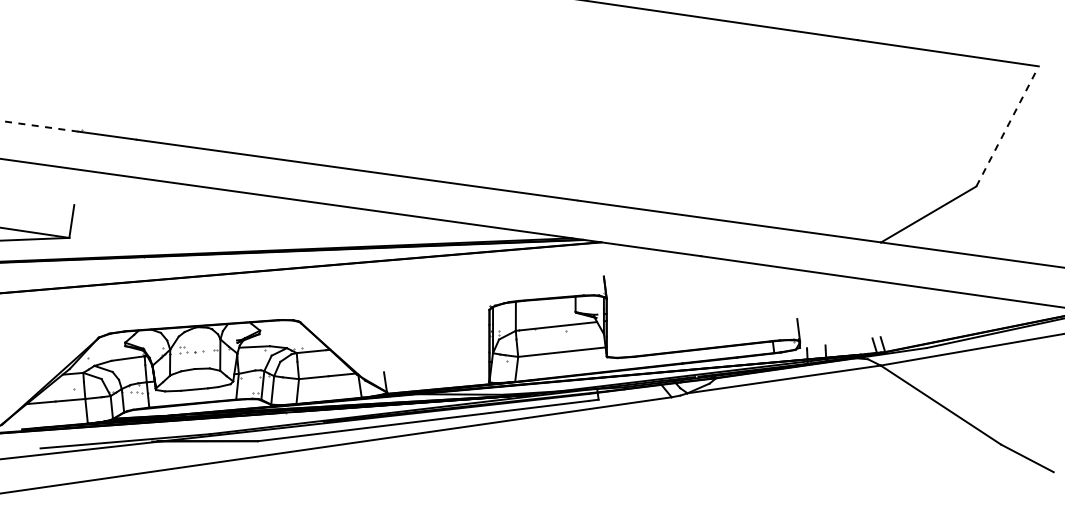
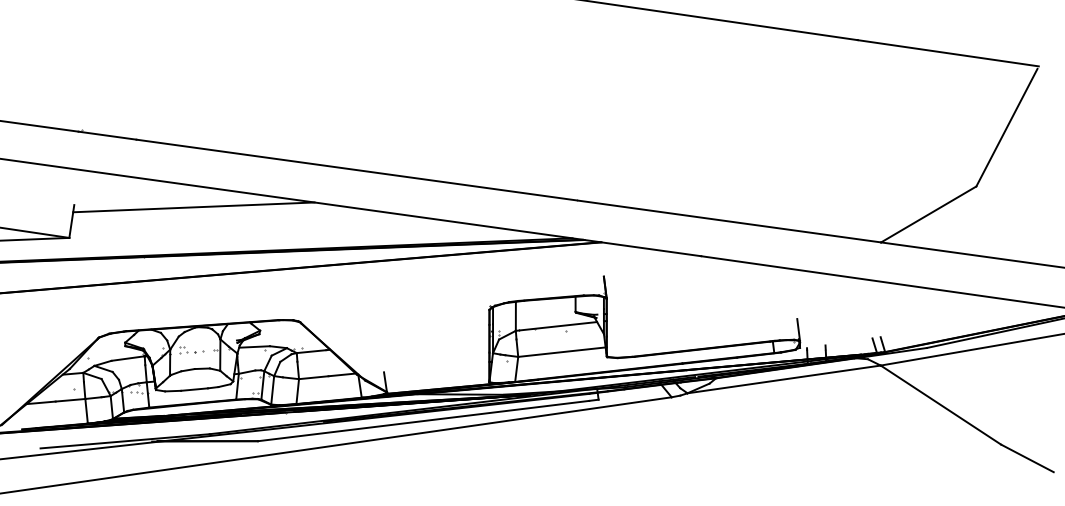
line: dashed -> solid (38, 126)
line: dashed -> solid (1007, 127)
line: none -> present (193, 207)
